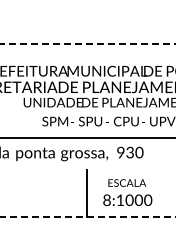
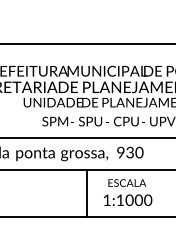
line: dashed -> solid (88, 43)
line: none -> present (87, 169)
text: 8:1000 -> 1:1000 (106, 200)
line: dashed -> solid (87, 217)
